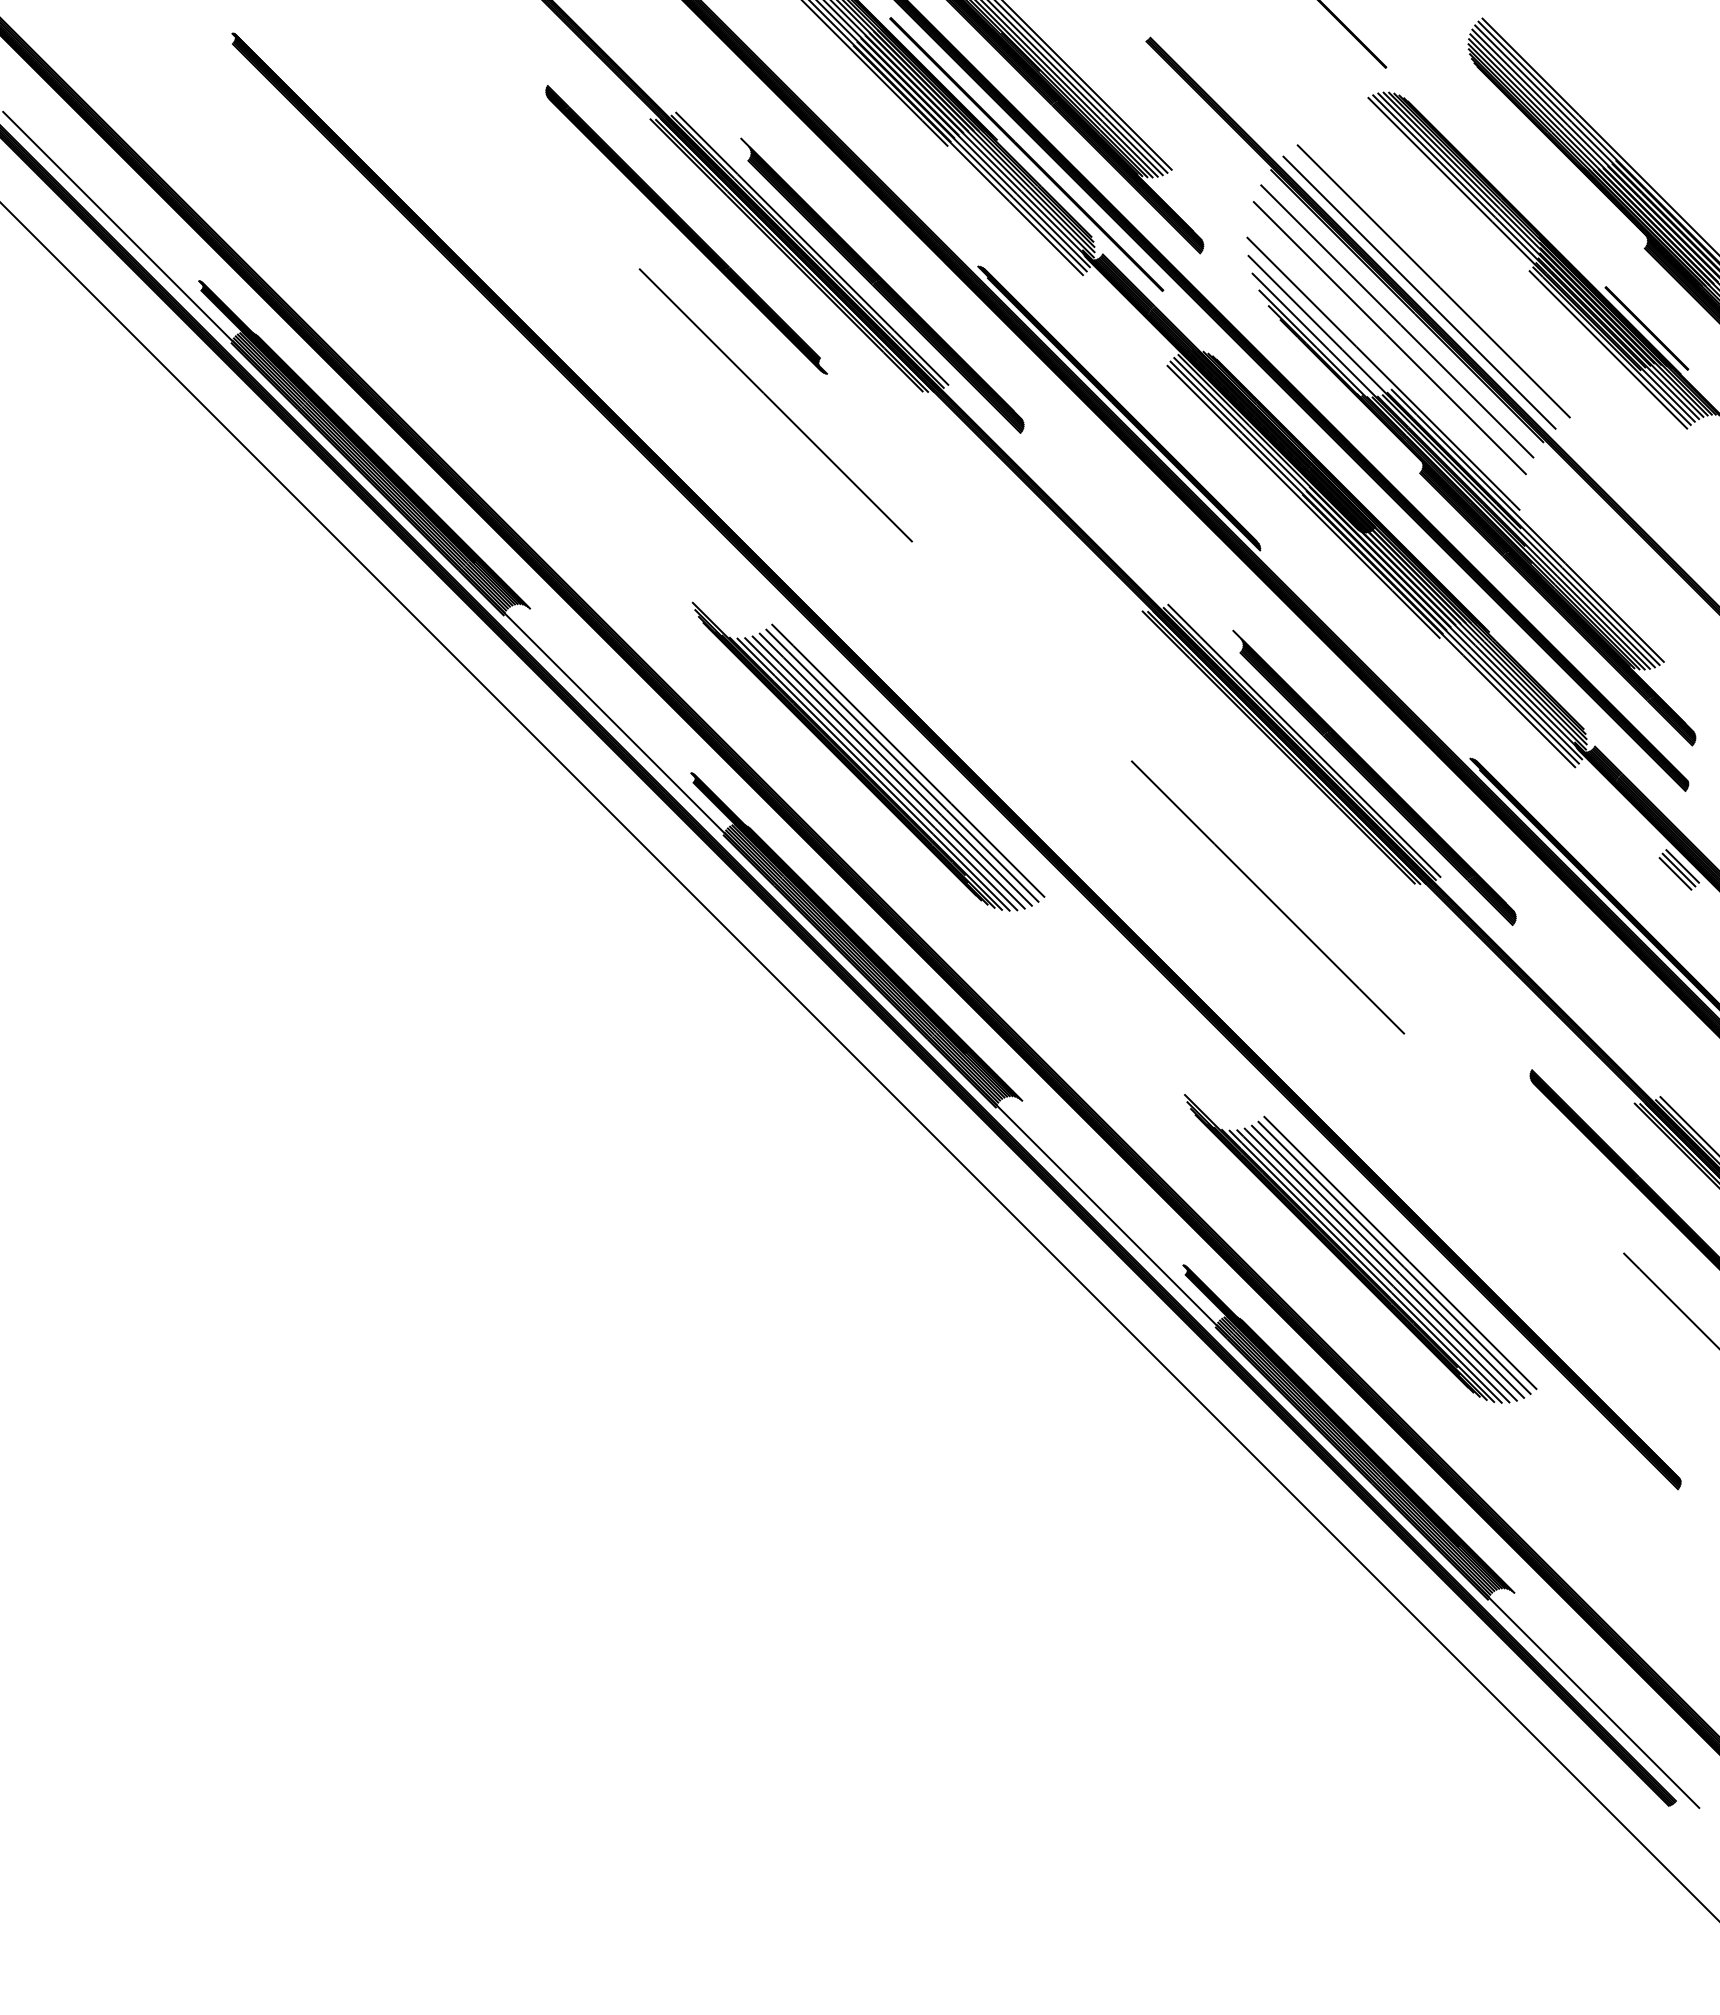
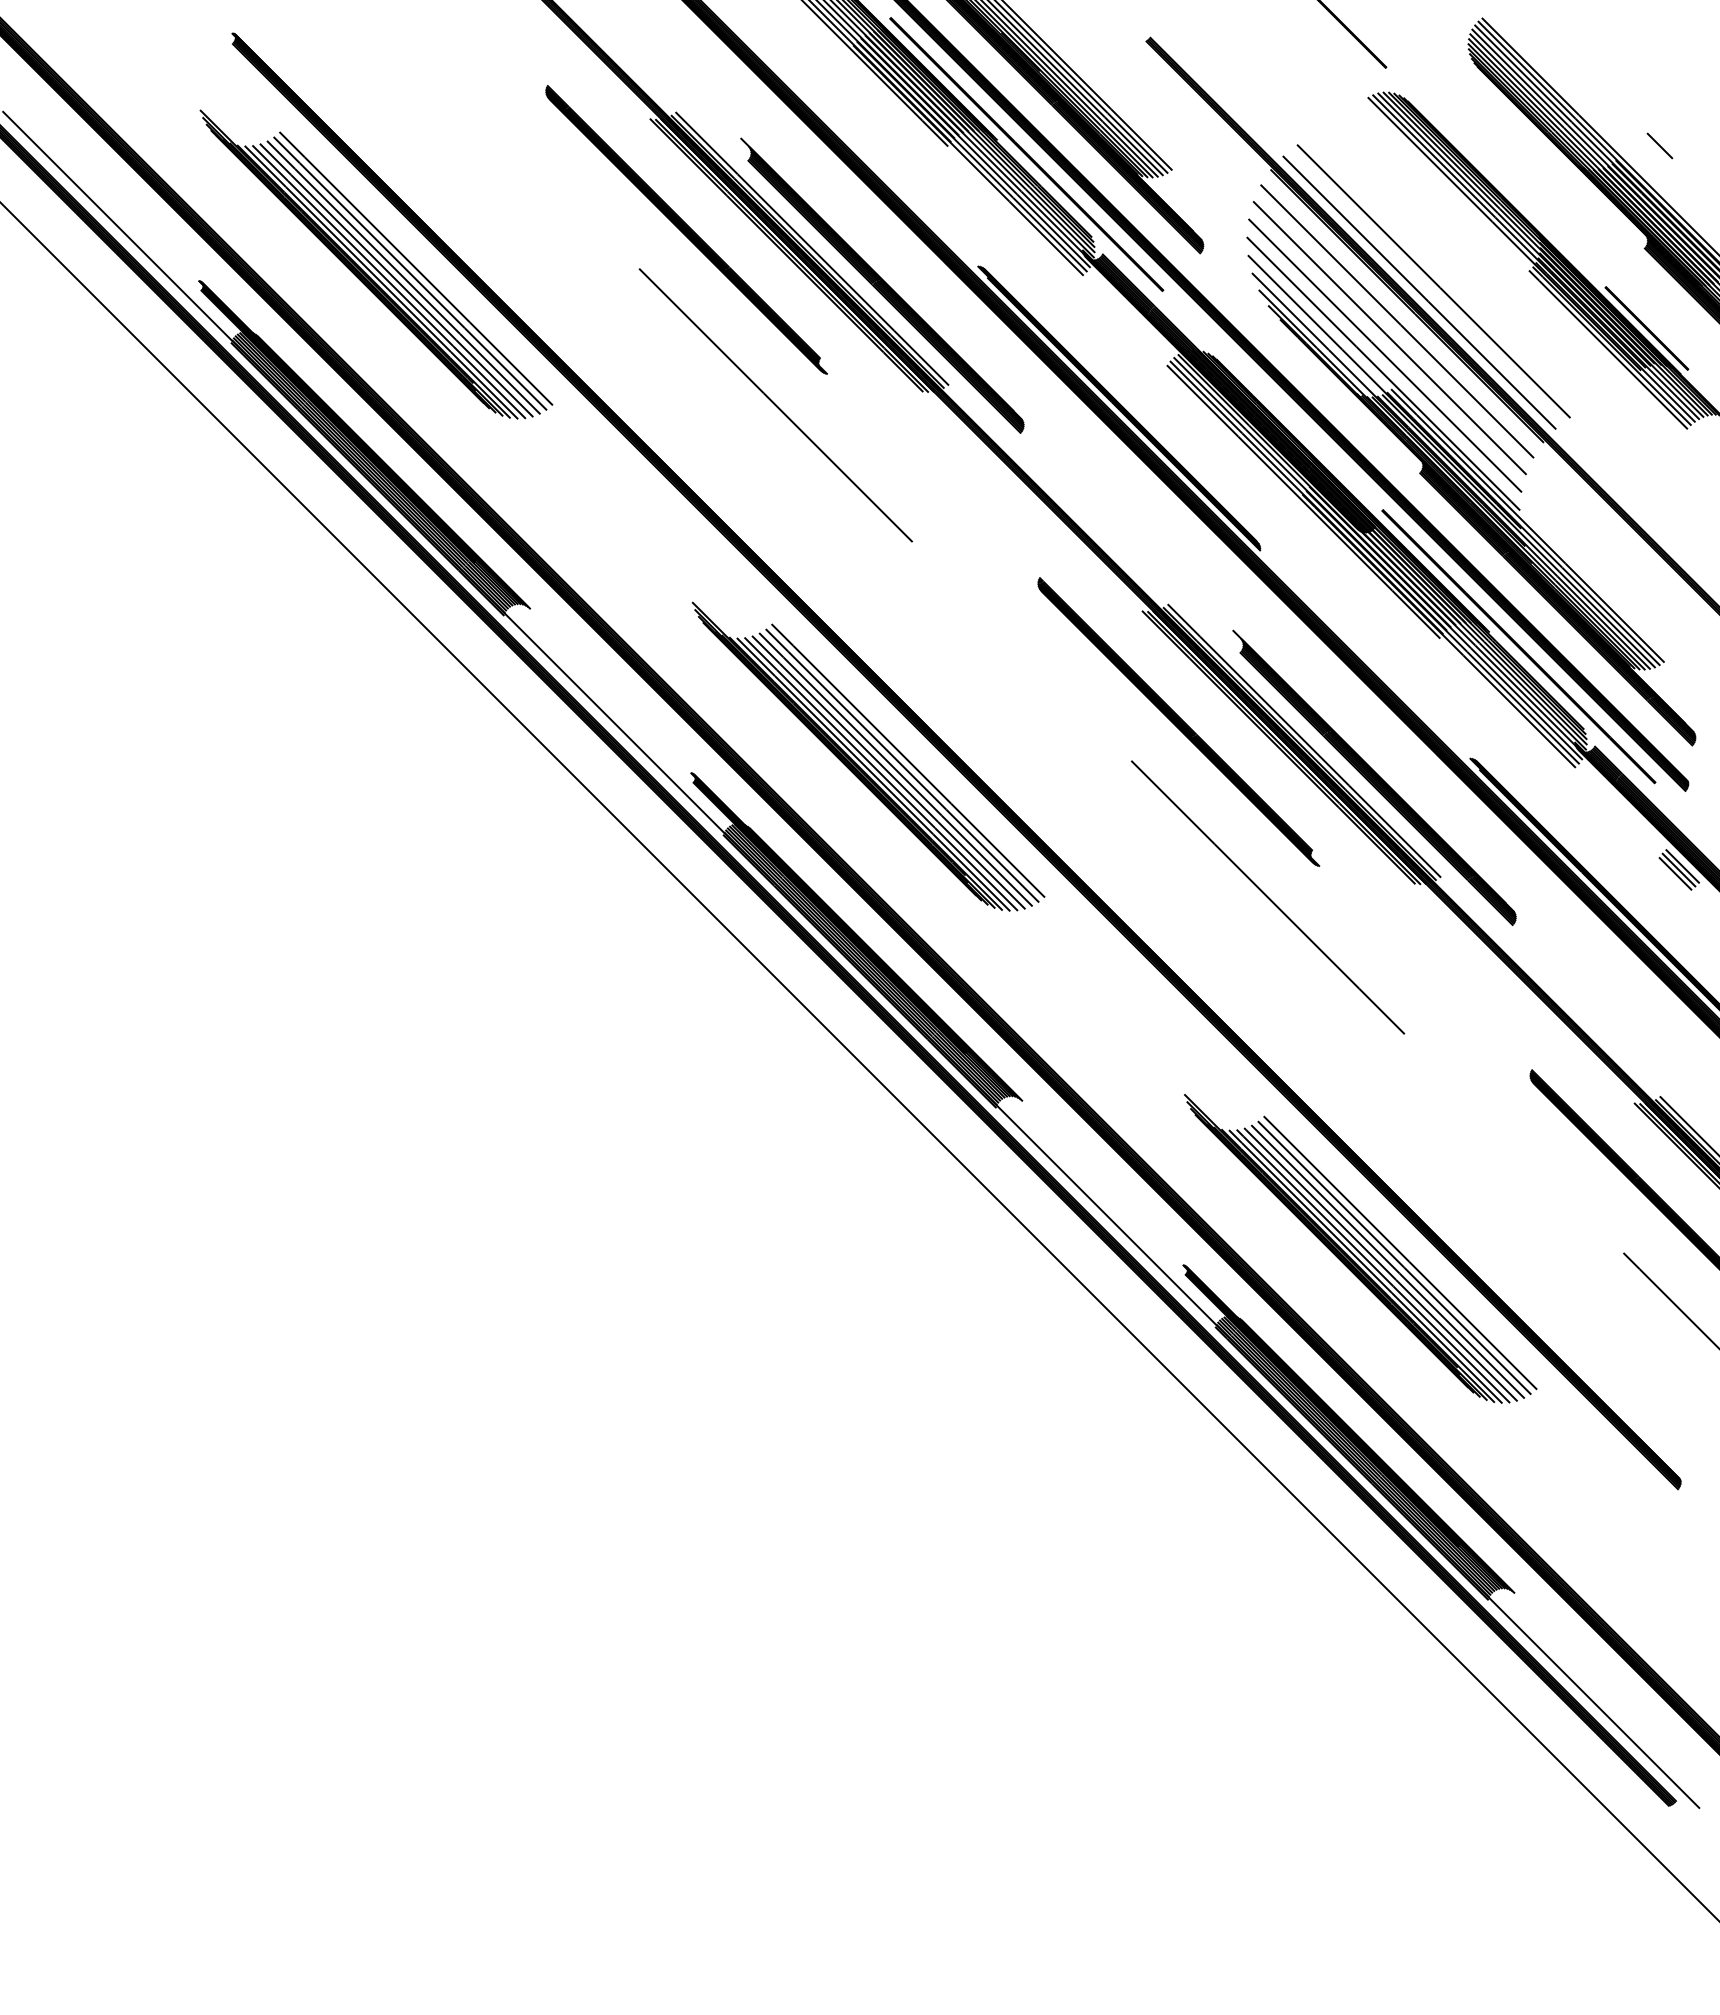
line: none -> present (1659, 145)
part: none -> present (376, 264)
line: none -> present (1385, 355)
line: none -> present (1518, 646)
part: none -> present (1178, 721)
